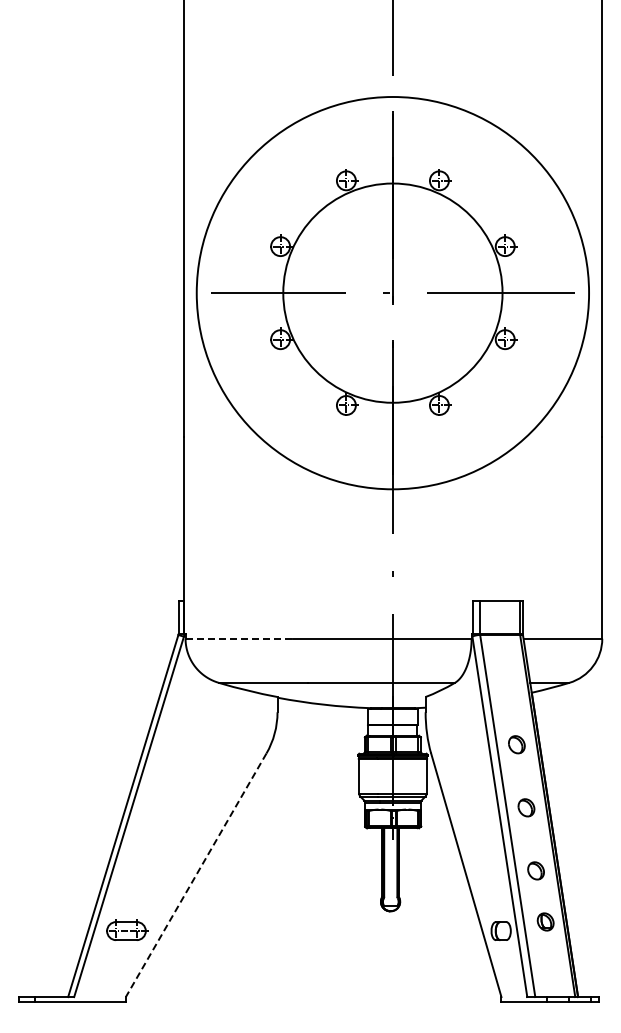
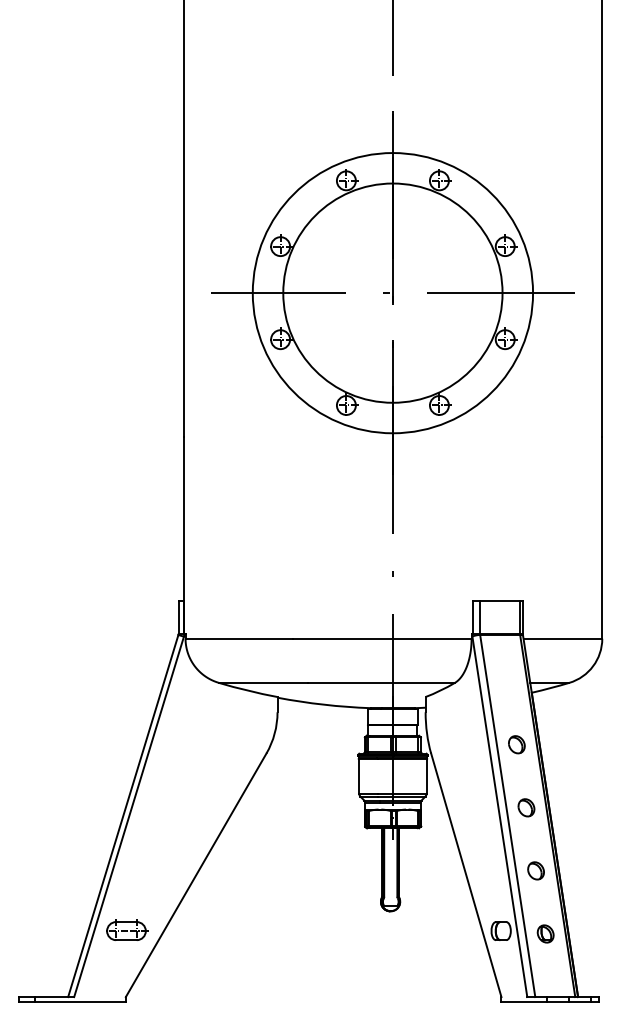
circle diameter: 392 px -> 280 px (392, 293)
line: dashed -> solid (239, 638)
line: dashed -> solid (196, 875)
part position: (545, 921) -> (545, 933) (545, 933)
